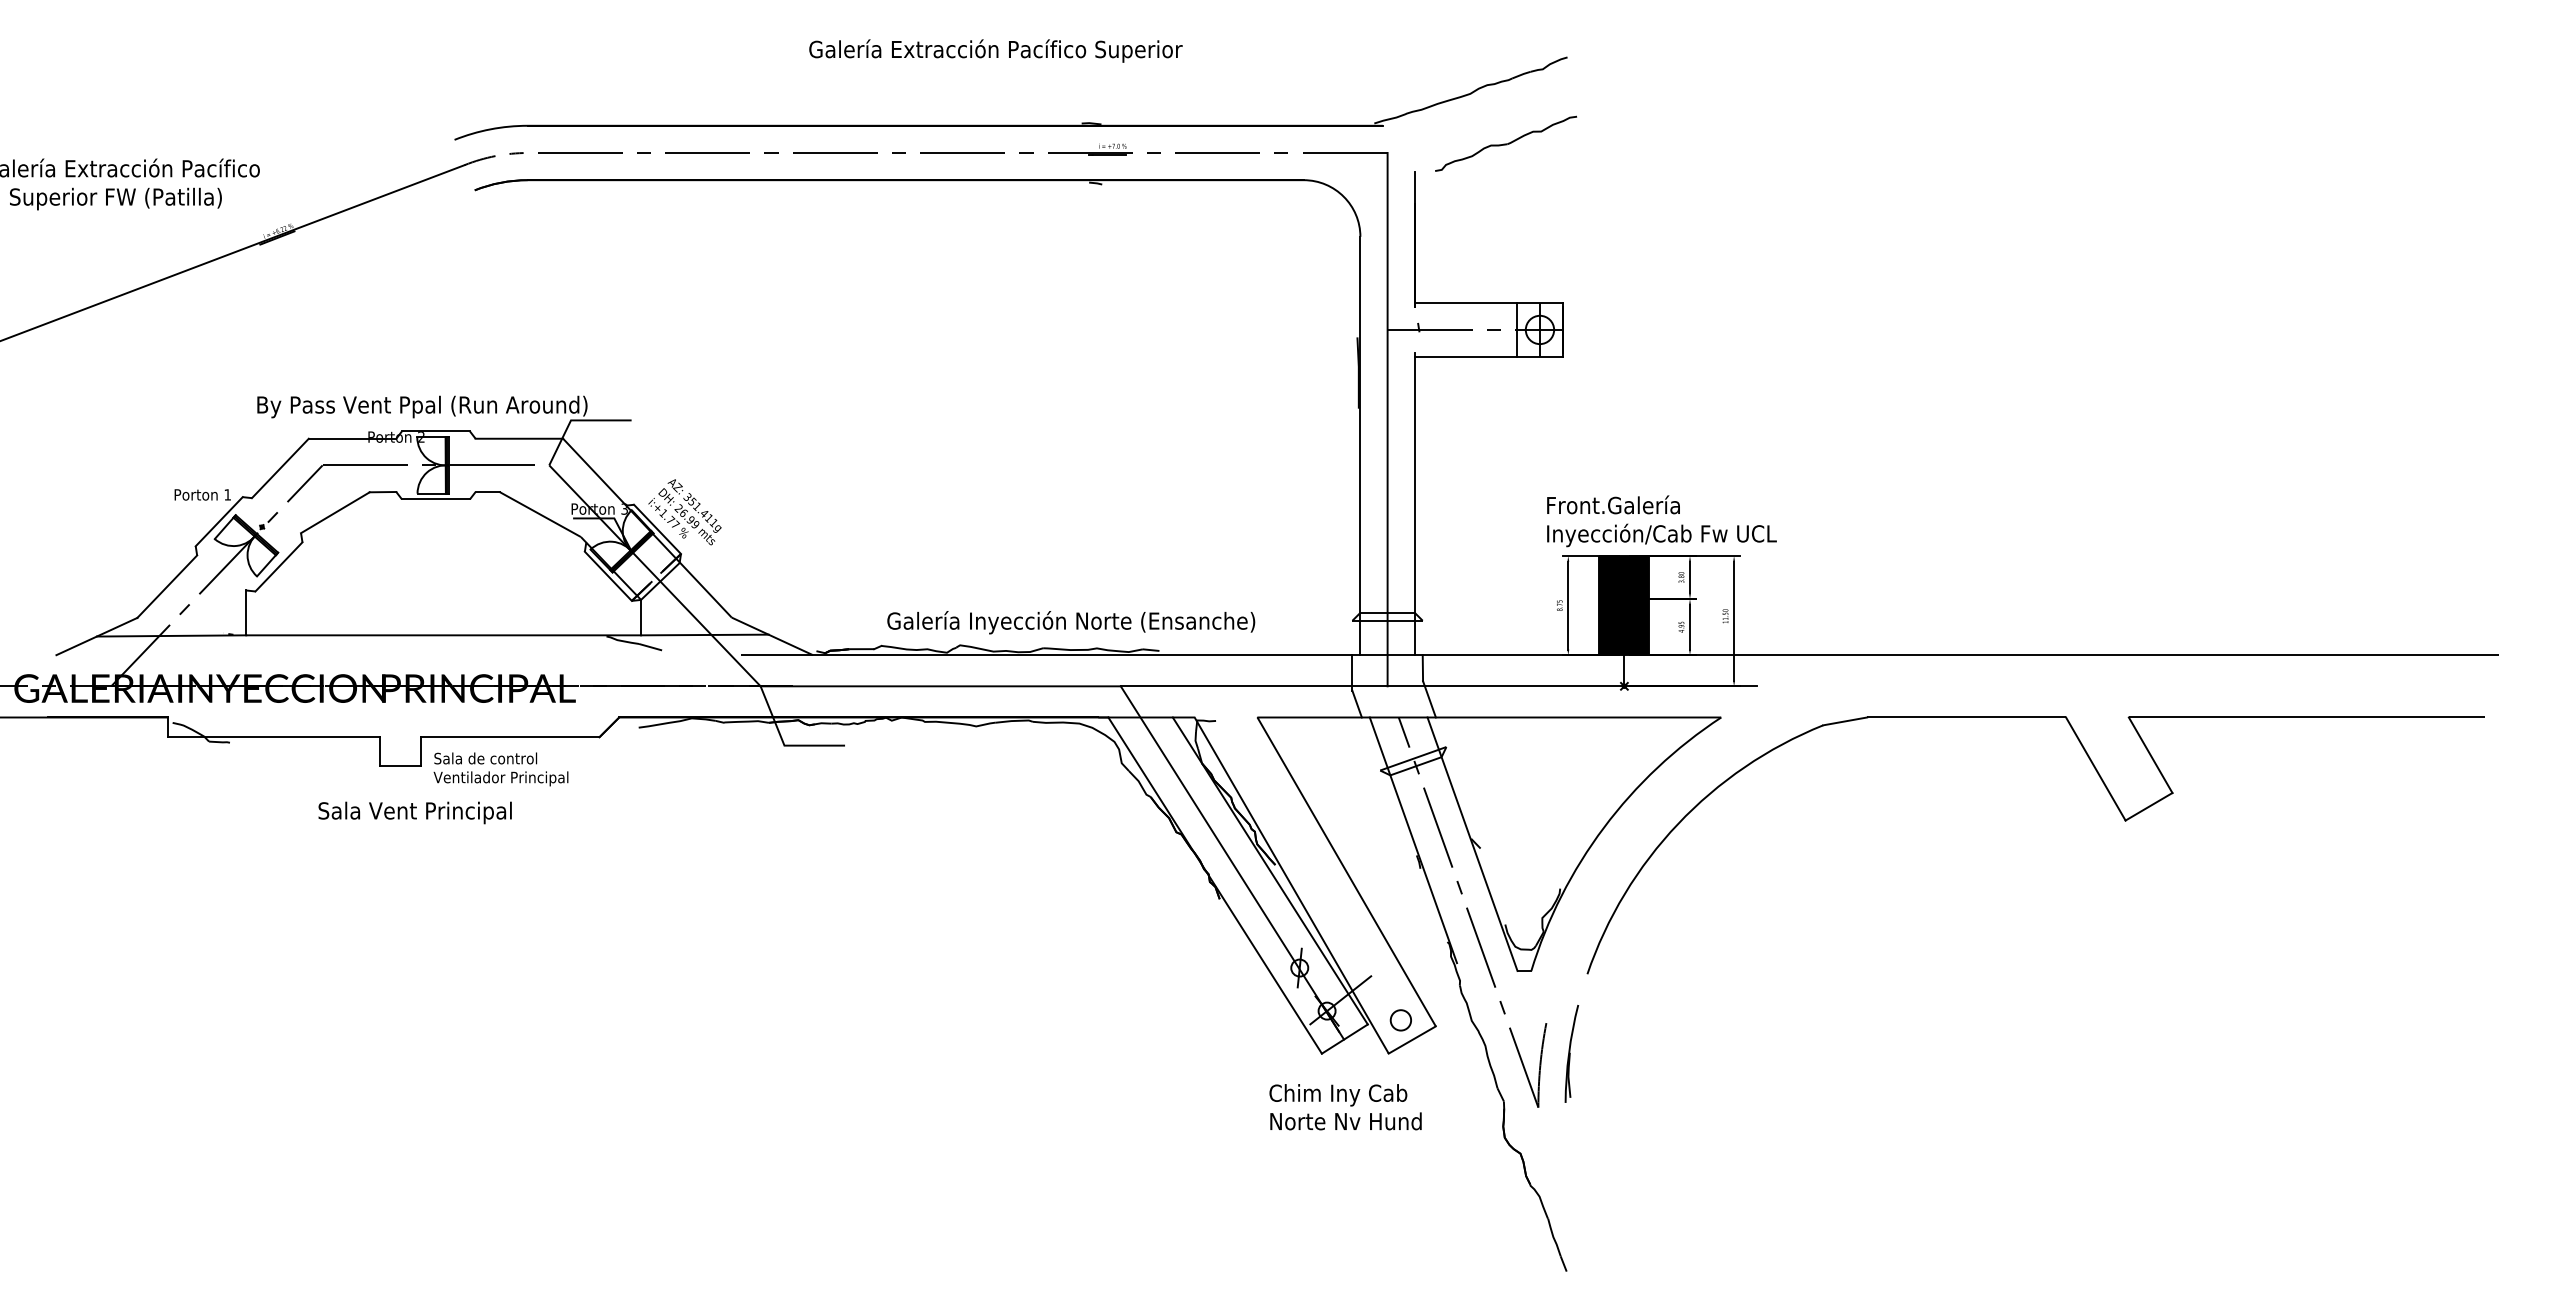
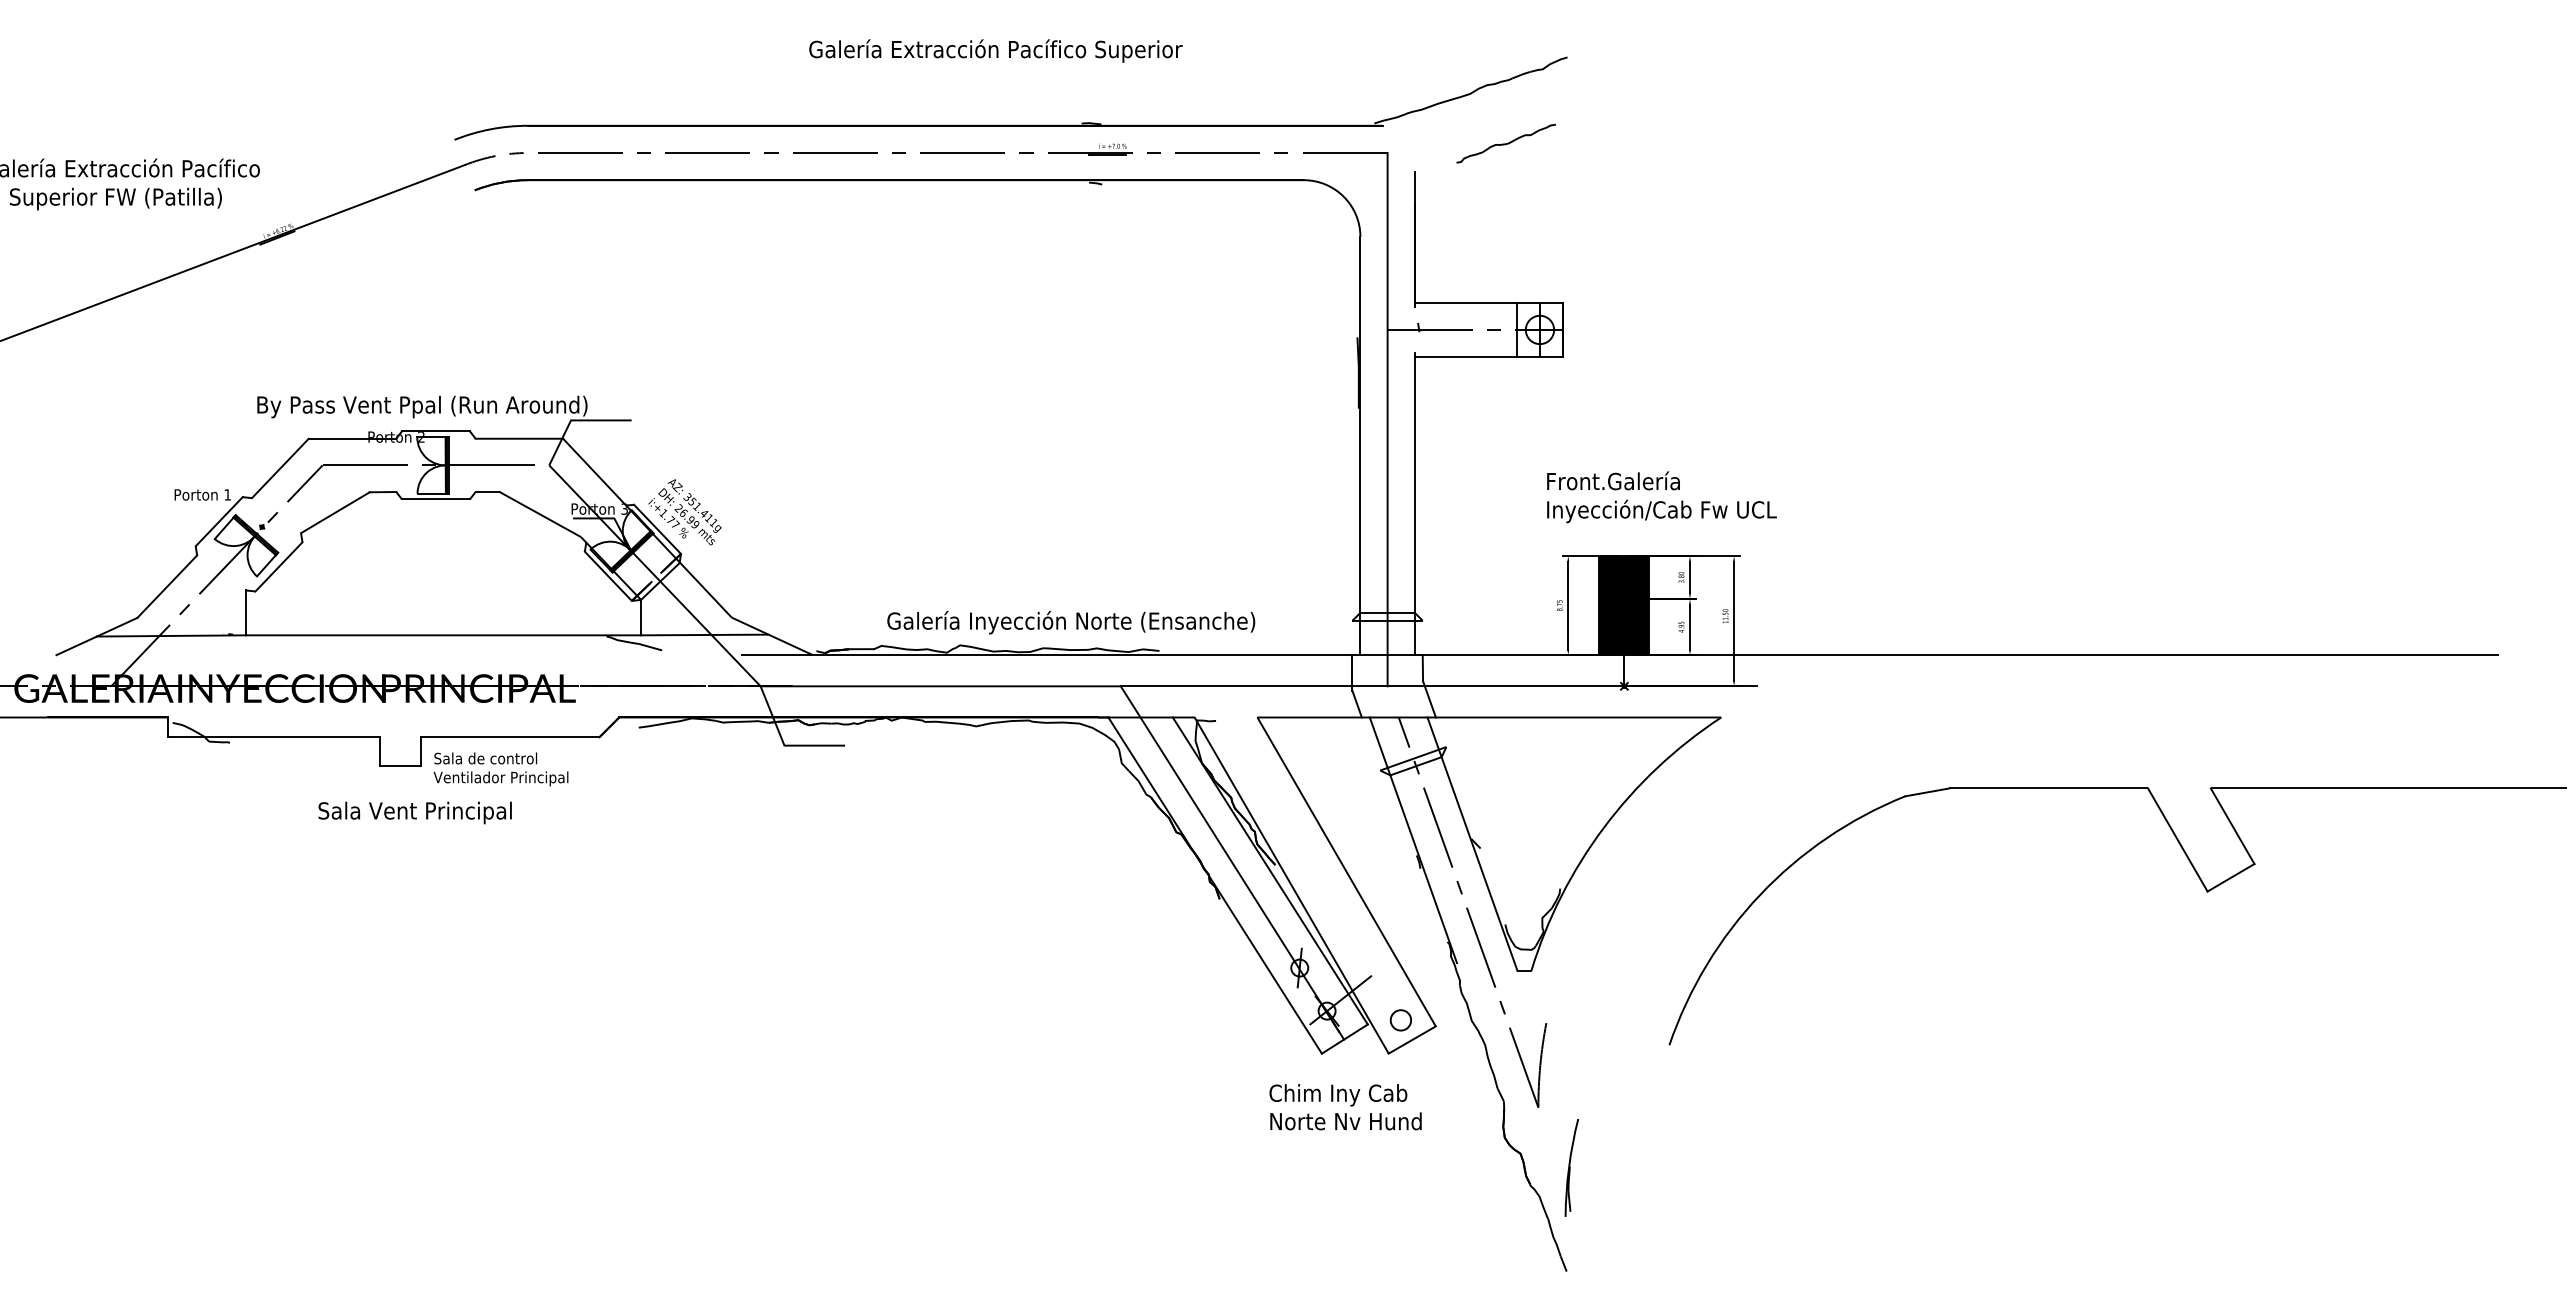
part size: 143x57 px -> 100x41 px (1505, 143)
text position: (1661, 521) -> (1661, 497) (1661, 497)
part position: (2112, 800) -> (2194, 871) (2194, 871)
part position: (1571, 1053) -> (1571, 1167) (1571, 1167)
